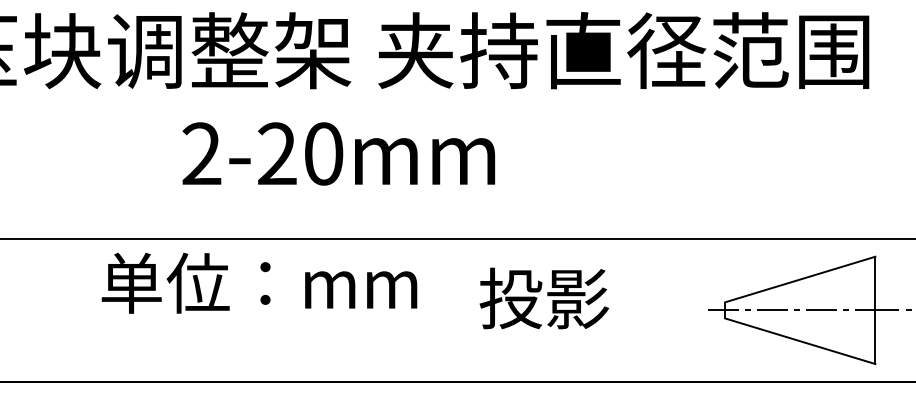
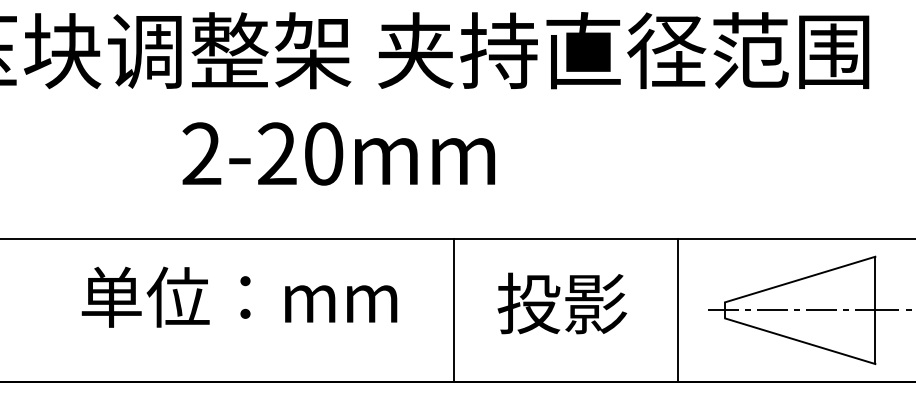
text position: (259, 282) -> (239, 296) (239, 296)
text position: (544, 298) -> (562, 303) (562, 303)
line: none -> present (454, 310)
line: none -> present (678, 310)
